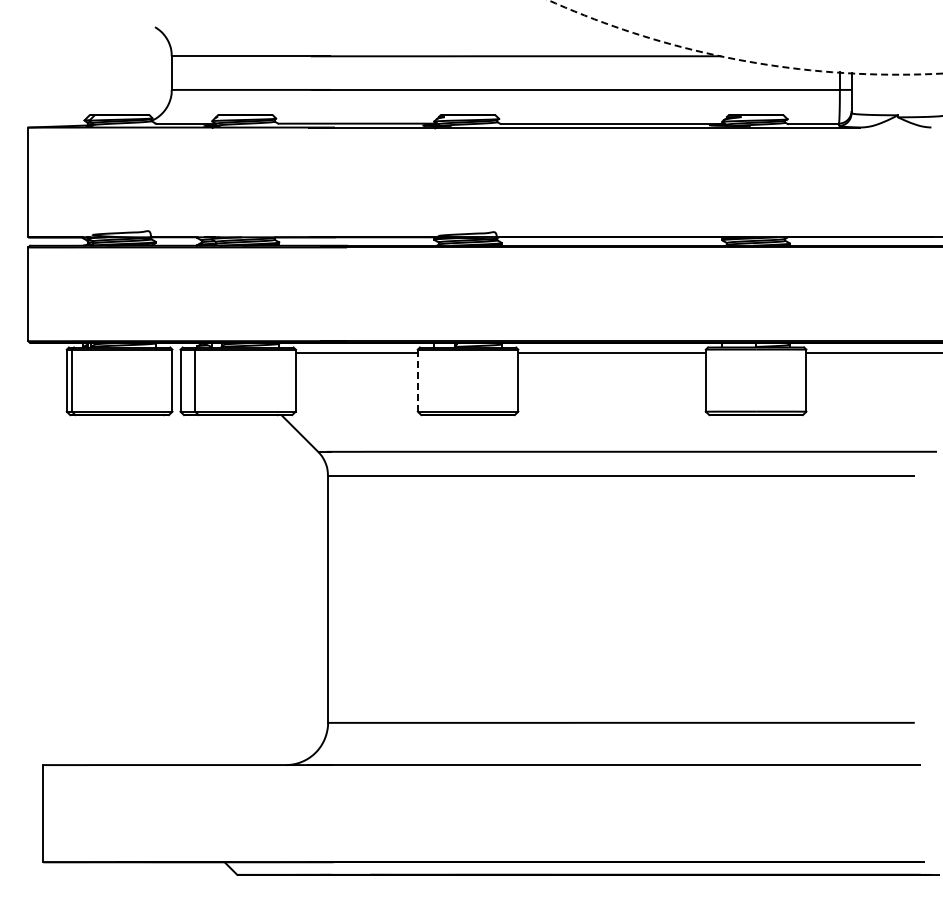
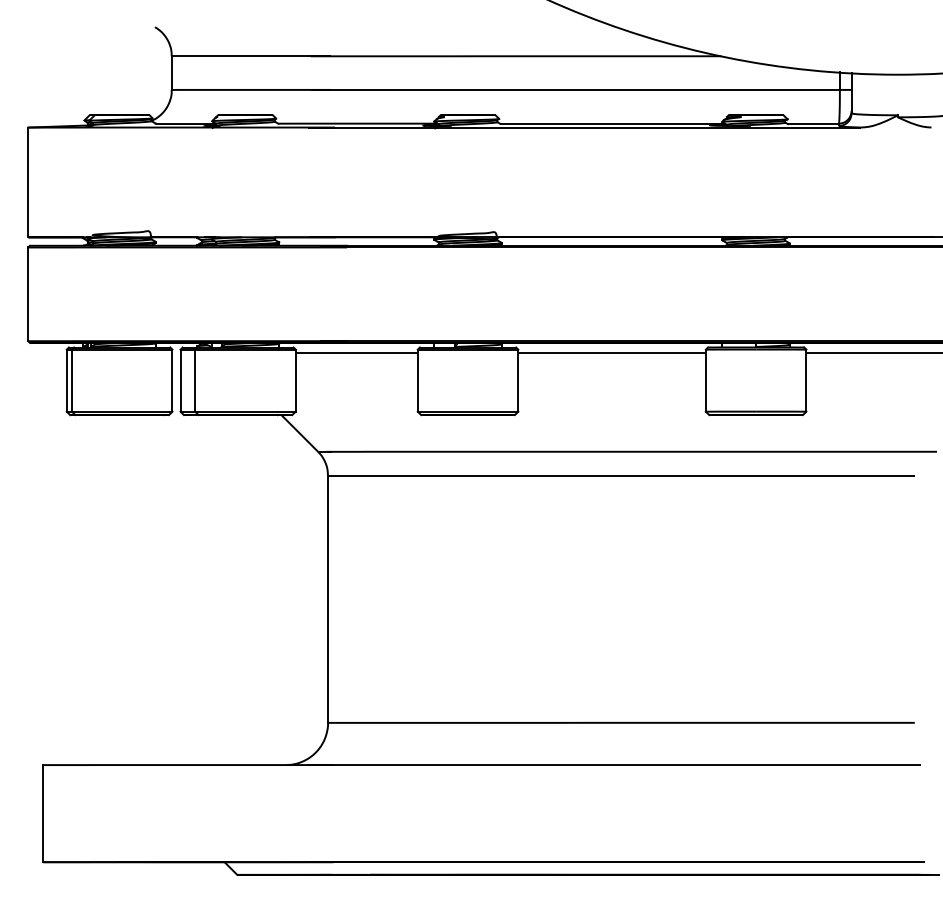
circle: dashed -> solid (744, 37)
line: dashed -> solid (417, 381)
